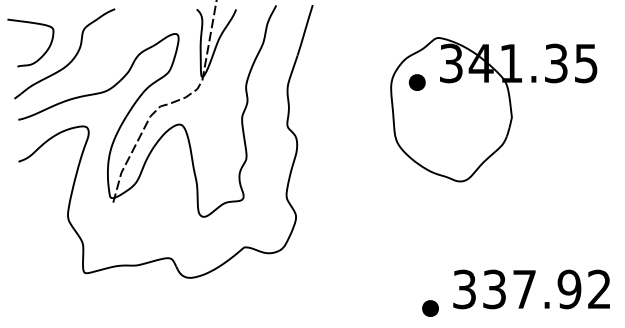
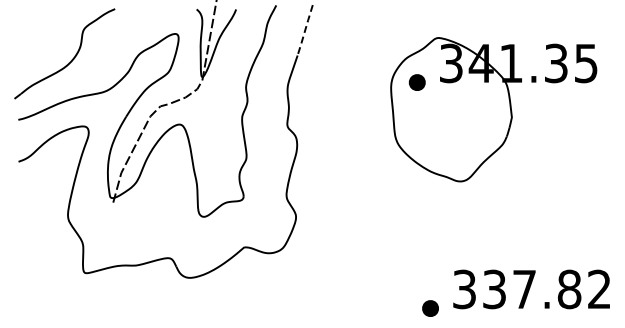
line: solid -> dashed (305, 30)
curve: present -> none (42, 54)
text: 337.92 -> 337.82 (569, 289)
